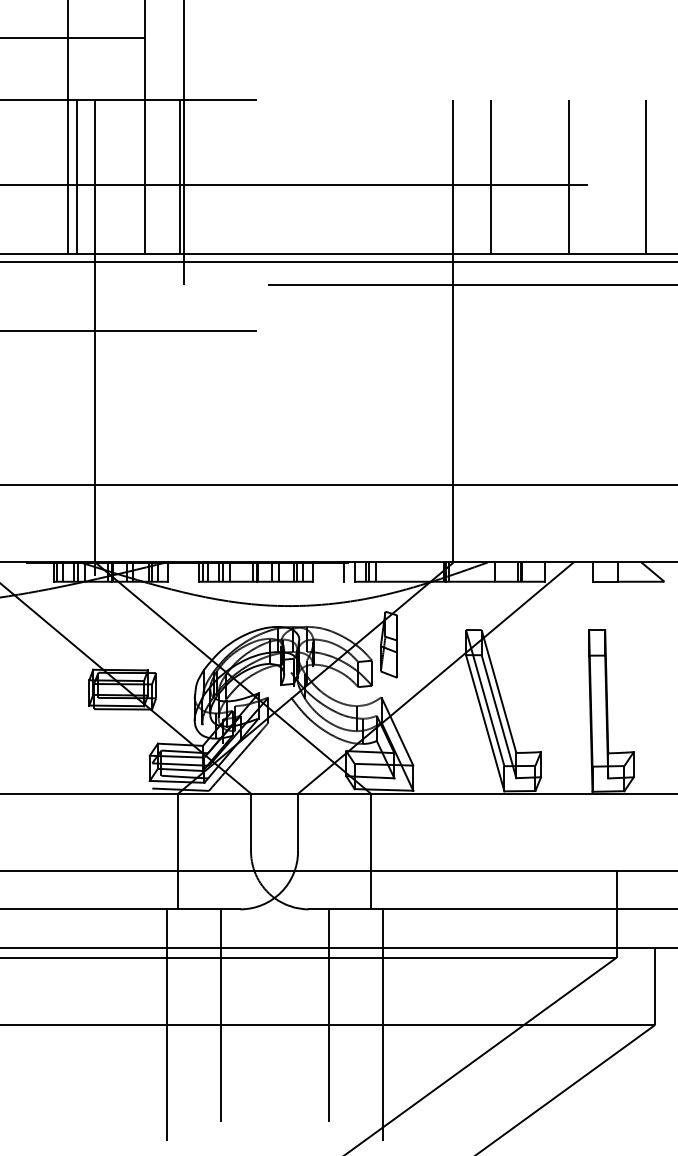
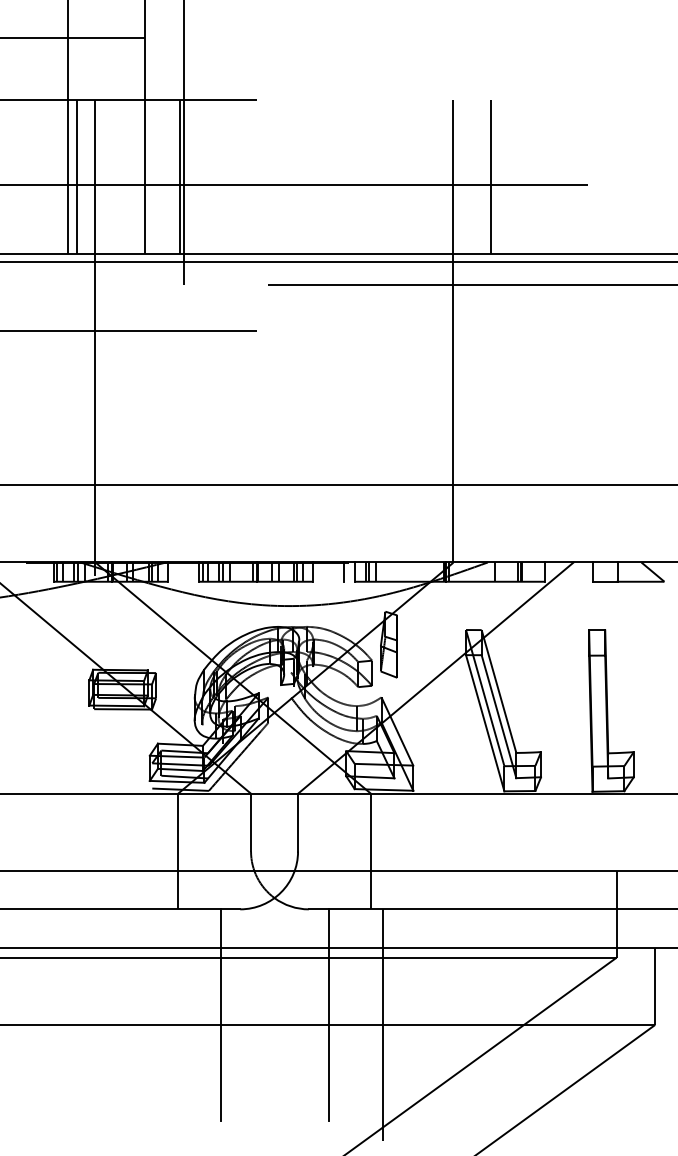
line: present -> none (569, 177)
line: present -> none (646, 177)
line: present -> none (166, 1024)
